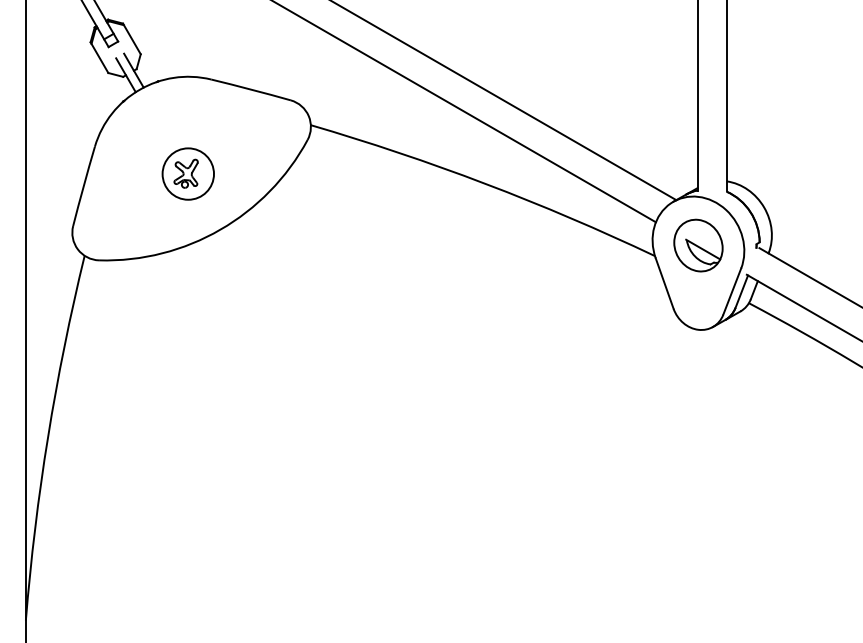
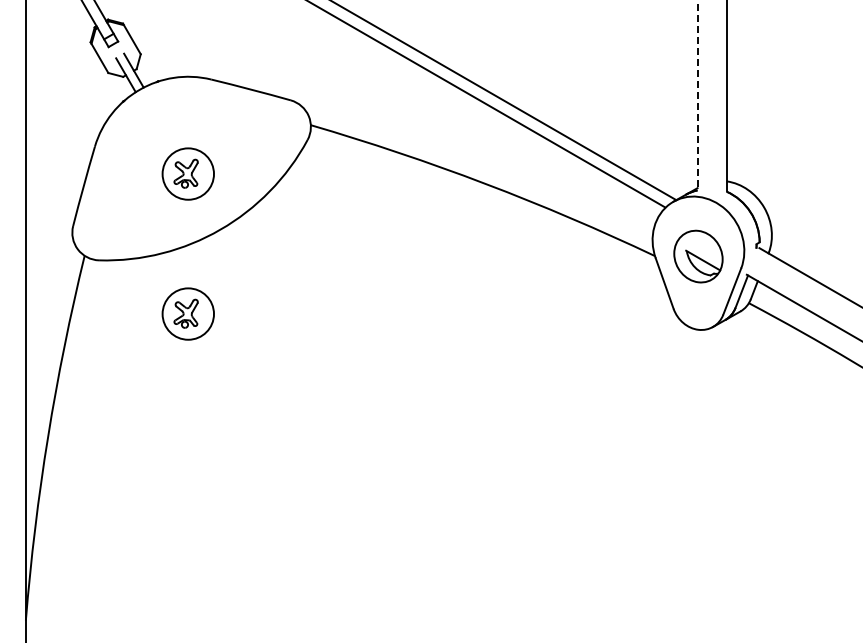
line: solid -> dashed (697, 95)
line position: (464, 112) -> (486, 104) (486, 104)
part position: (698, 245) -> (698, 256) (698, 256)
part: none -> present (187, 313)
